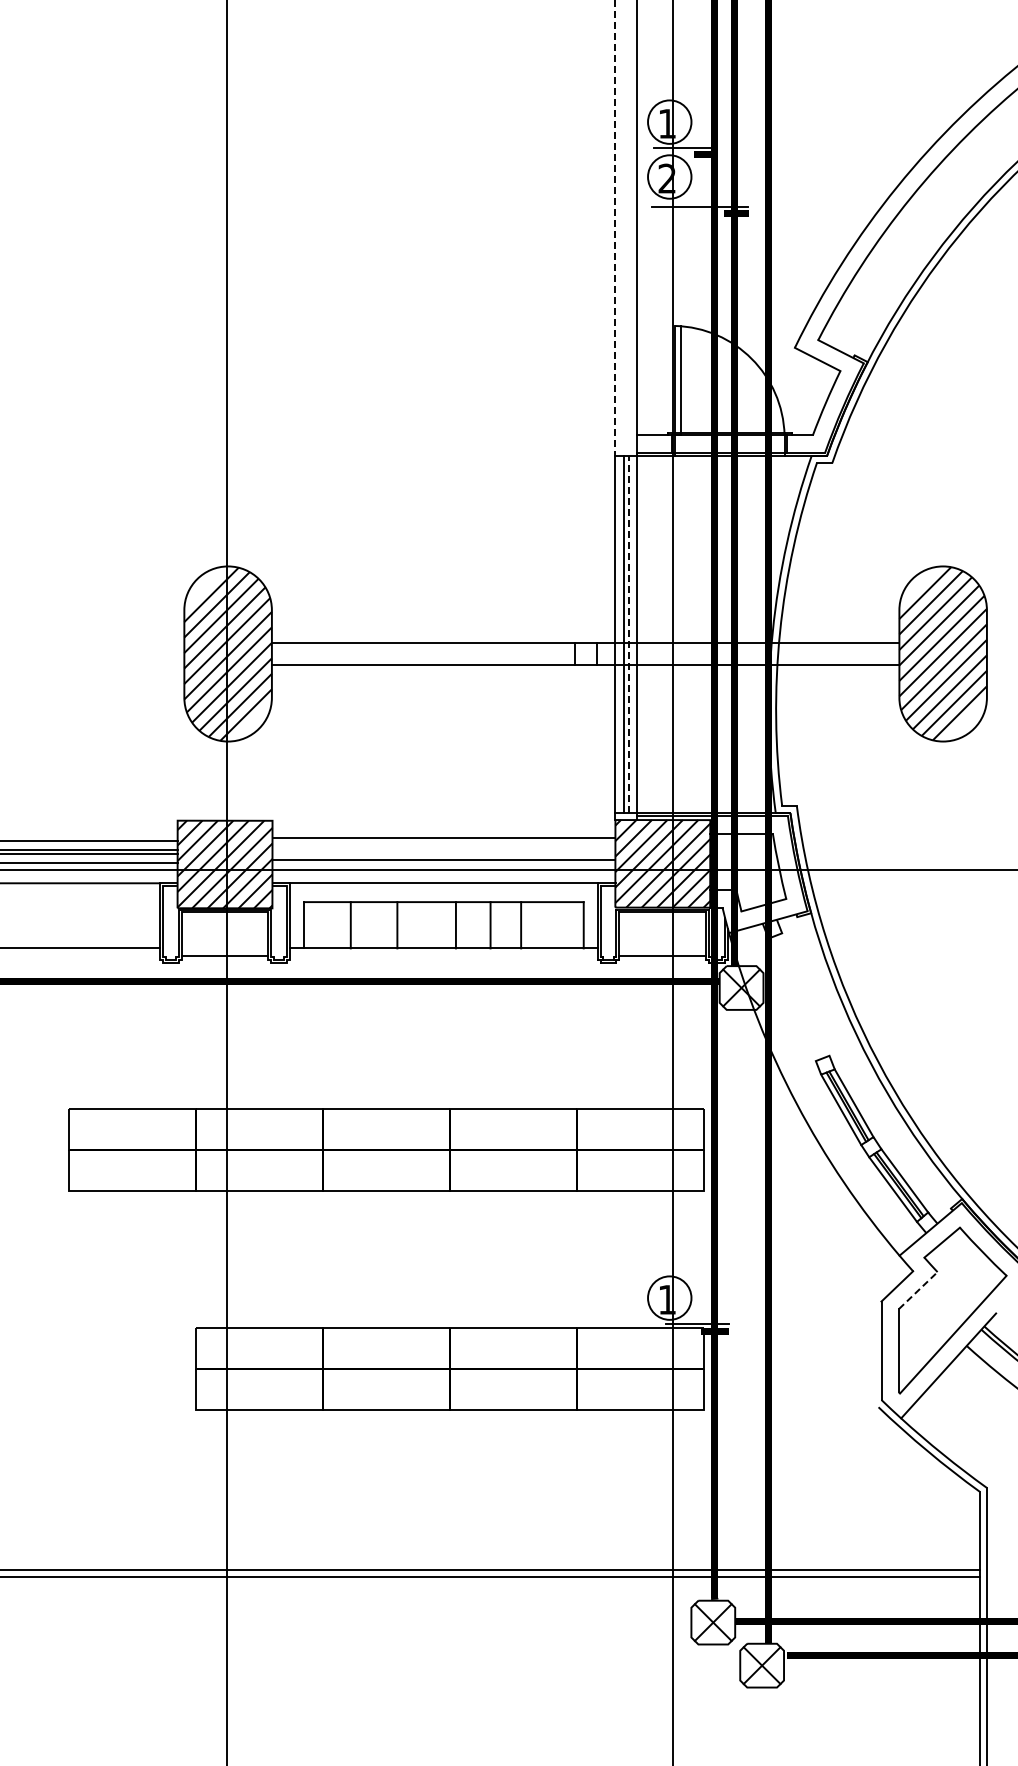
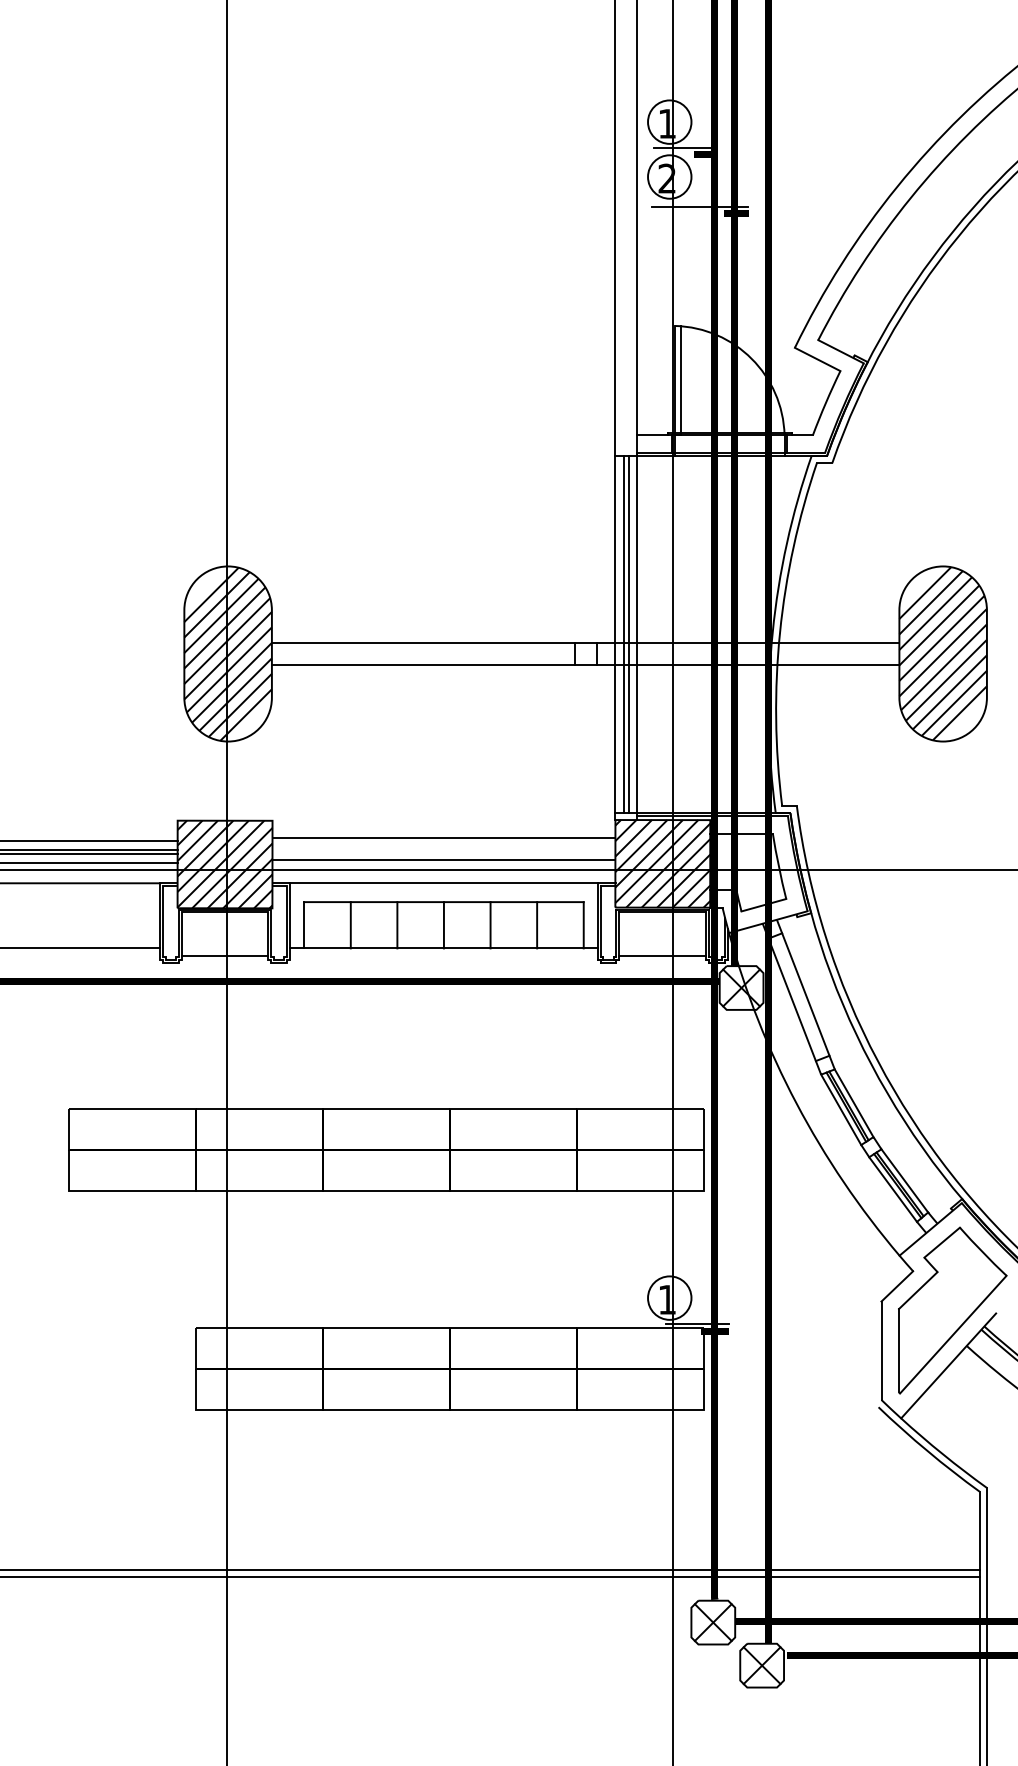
line: dashed -> solid (615, 228)
line: dashed -> solid (628, 634)
line position: (455, 925) -> (443, 925) (443, 925)
line position: (521, 925) -> (537, 925) (537, 925)
line: none -> present (805, 994)
line: none -> present (791, 999)
line: dashed -> solid (918, 1290)
